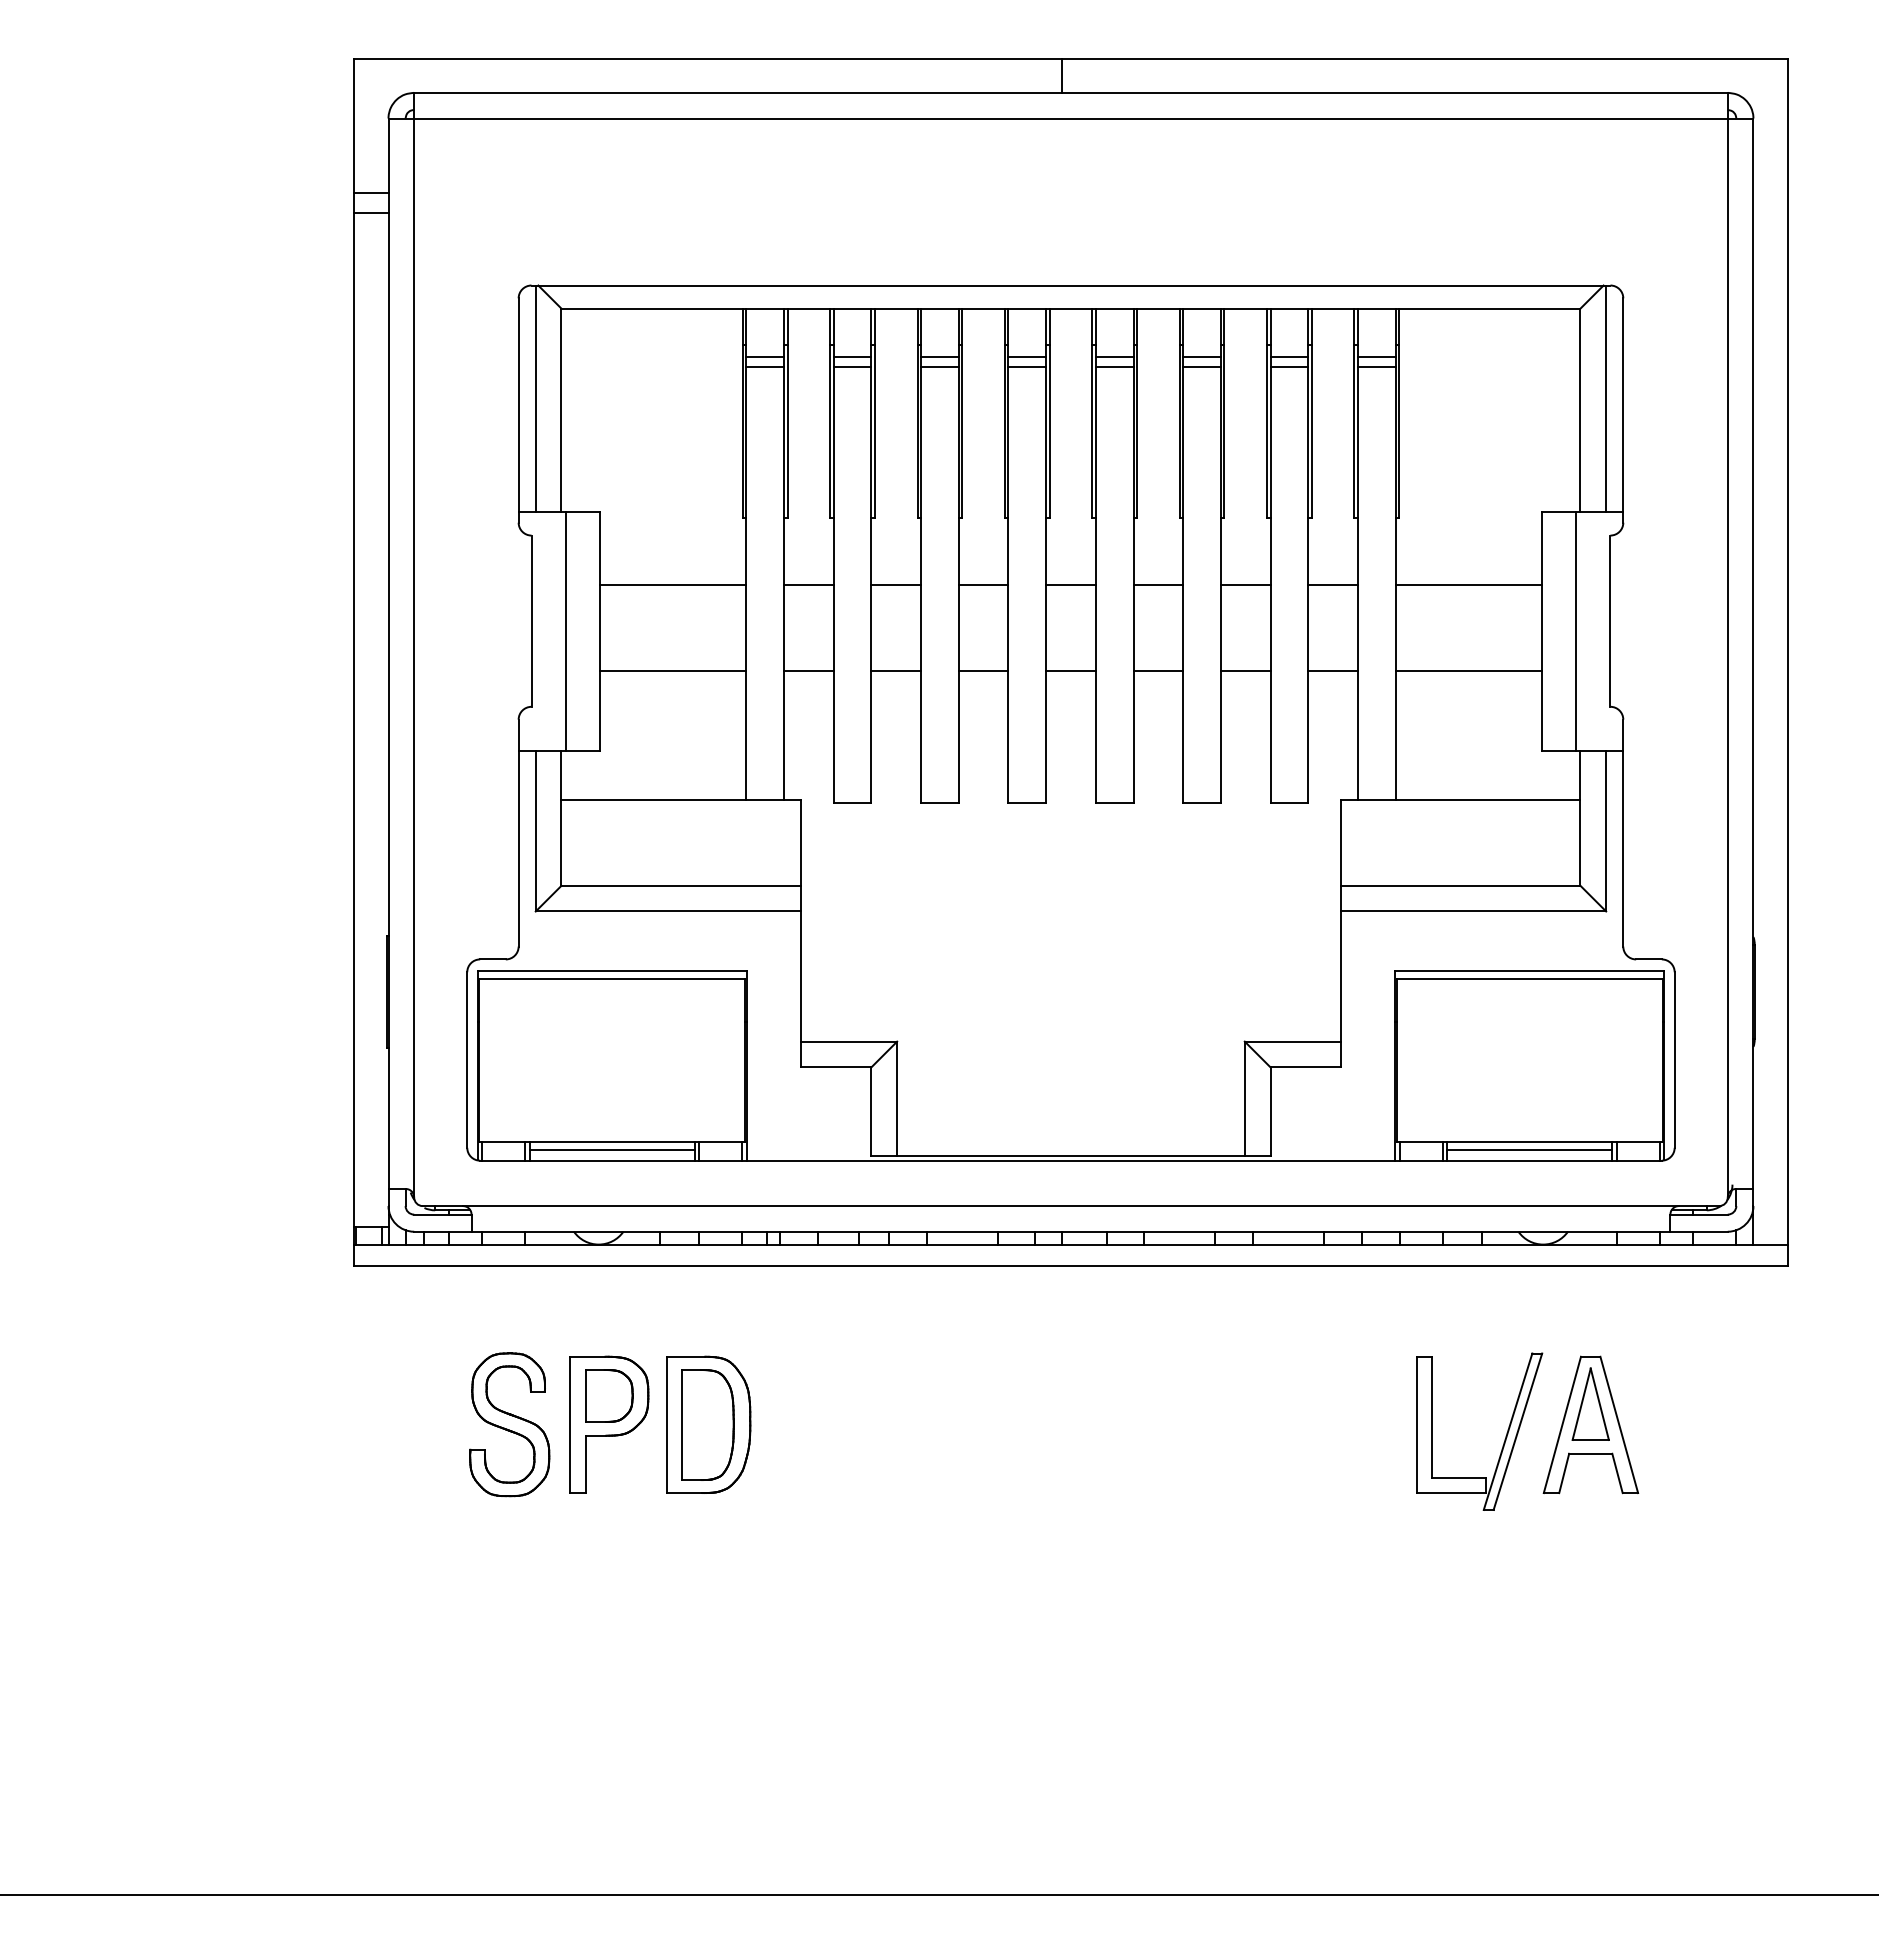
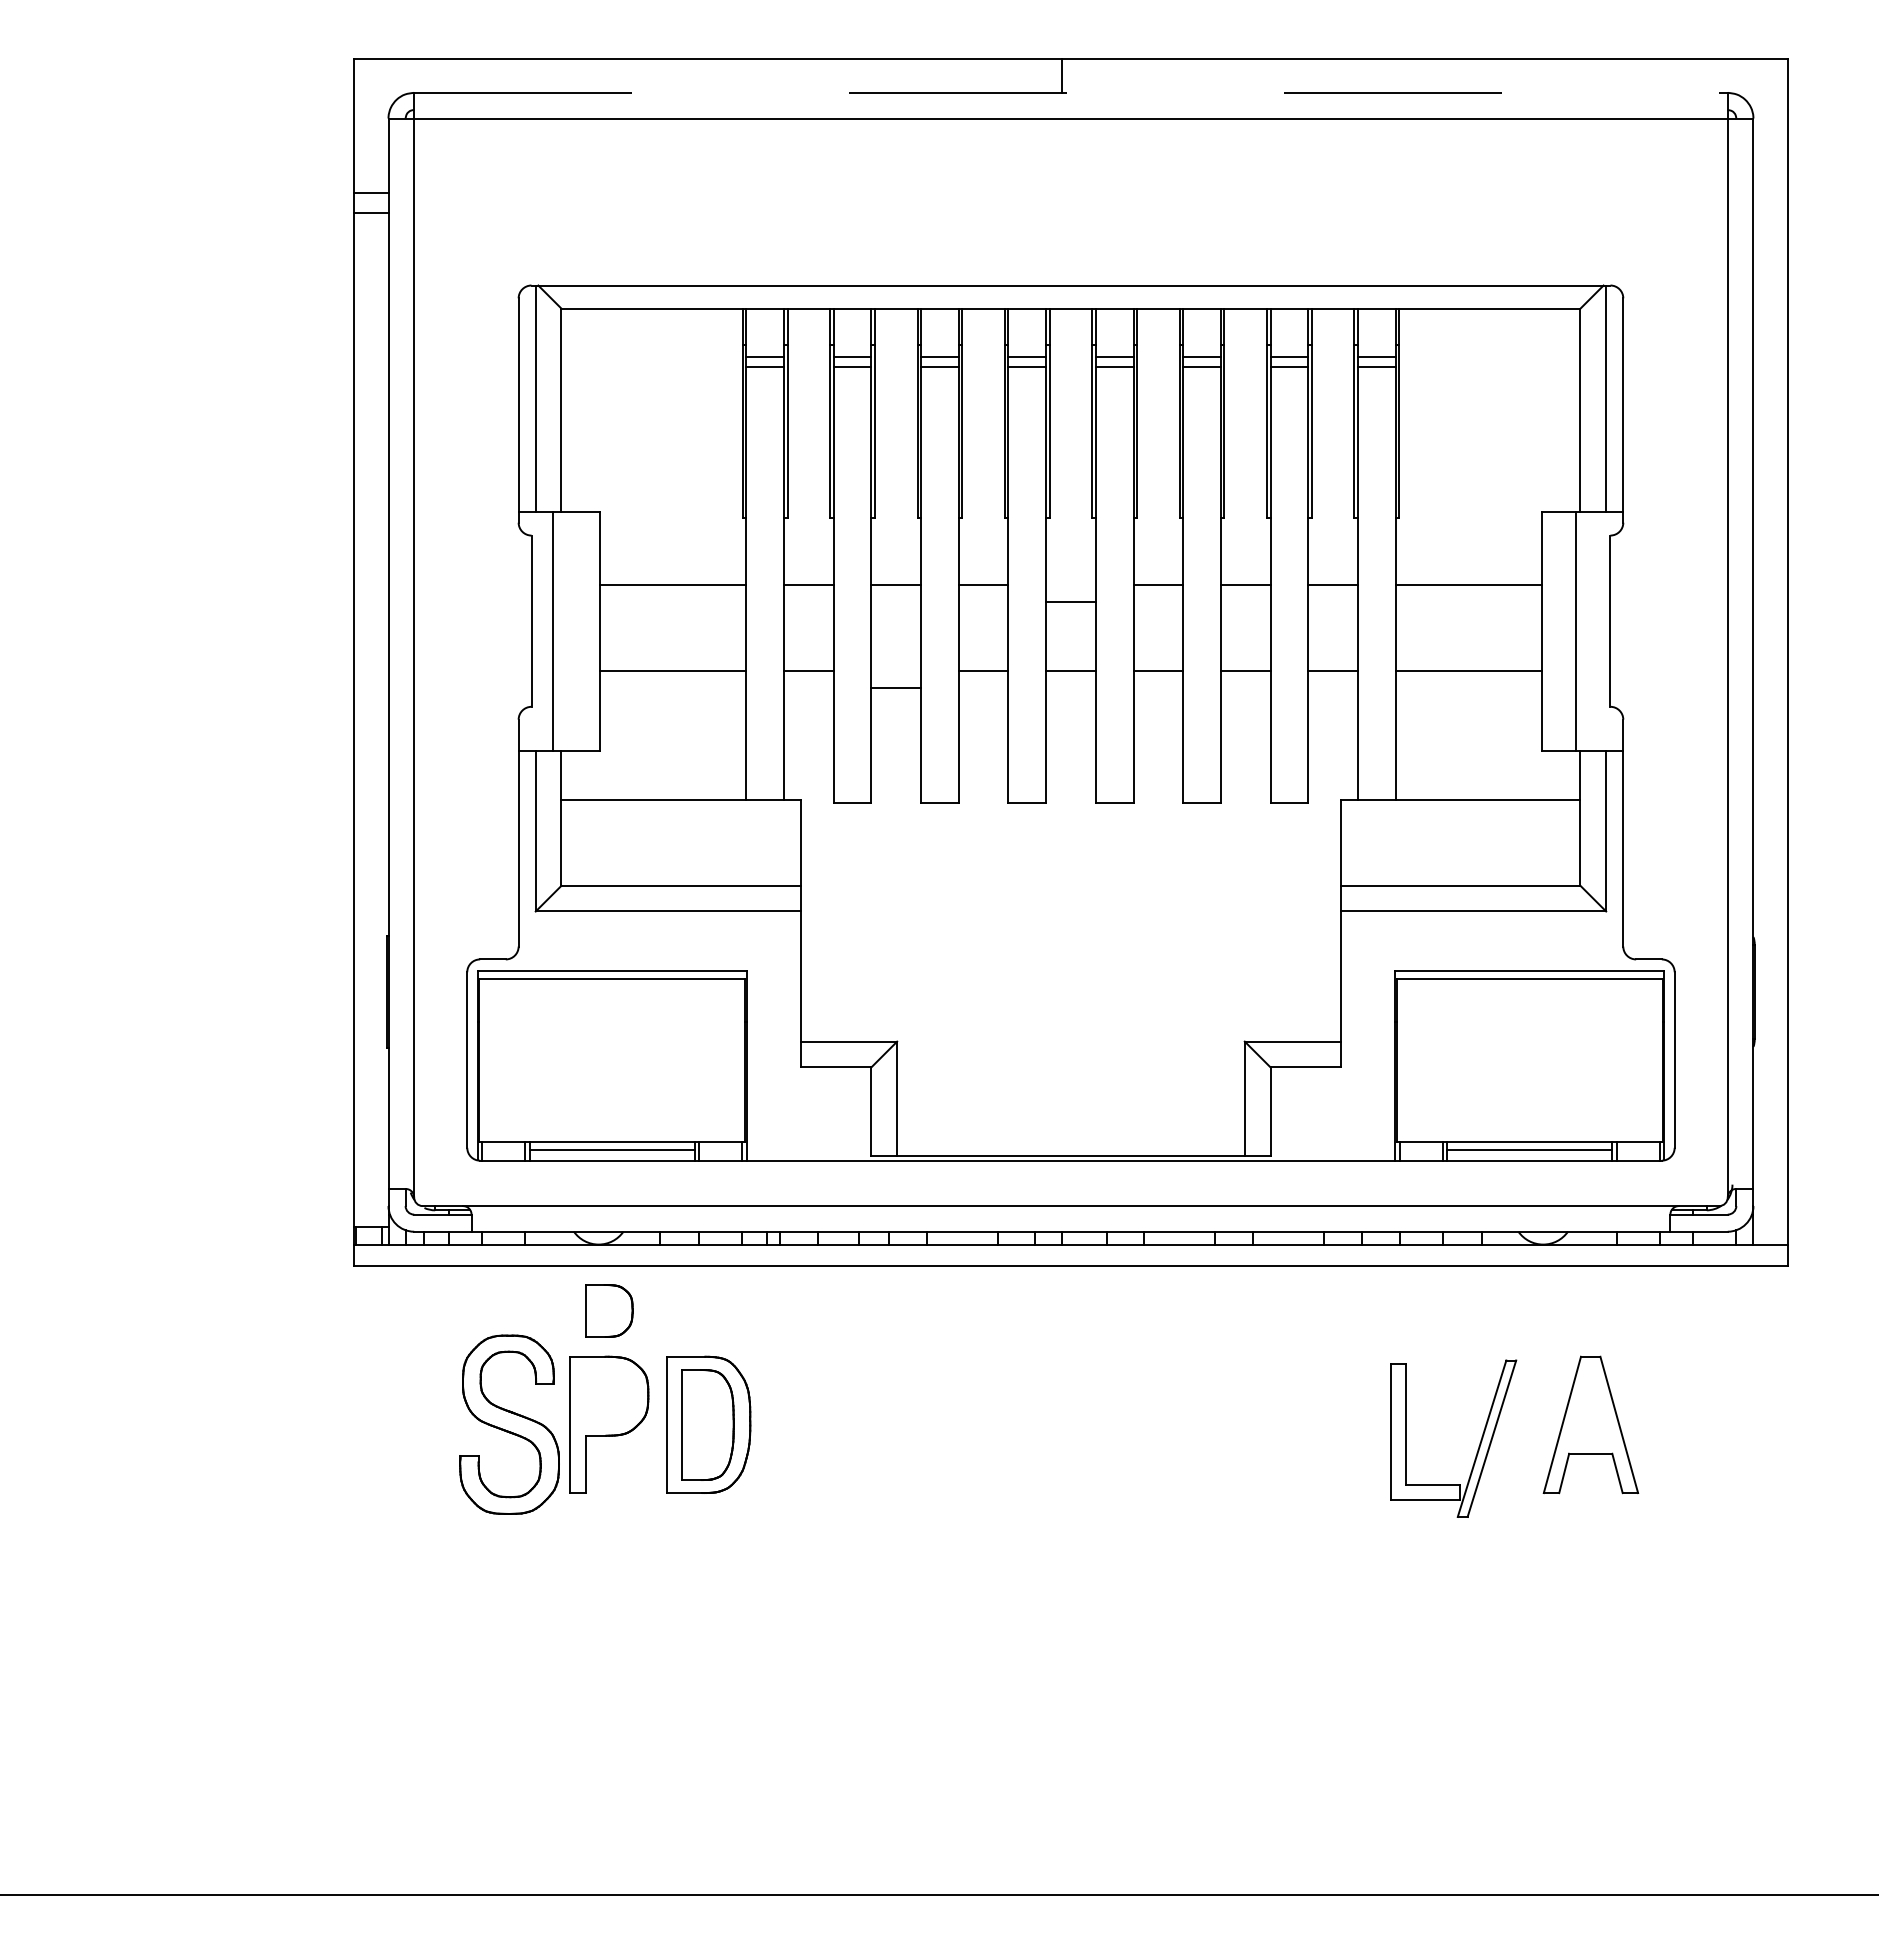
line: solid -> dashed (1070, 92)
line position: (1070, 585) -> (1070, 602) (1070, 602)
line position: (566, 631) -> (553, 631) (553, 631)
line position: (896, 670) -> (896, 687) (896, 687)
part position: (609, 1395) -> (609, 1310) (609, 1310)
part: present -> none (1590, 1403)
part size: 82x146 px -> 101x181 px (509, 1424)
part position: (1504, 1439) -> (1478, 1446) (1478, 1446)
